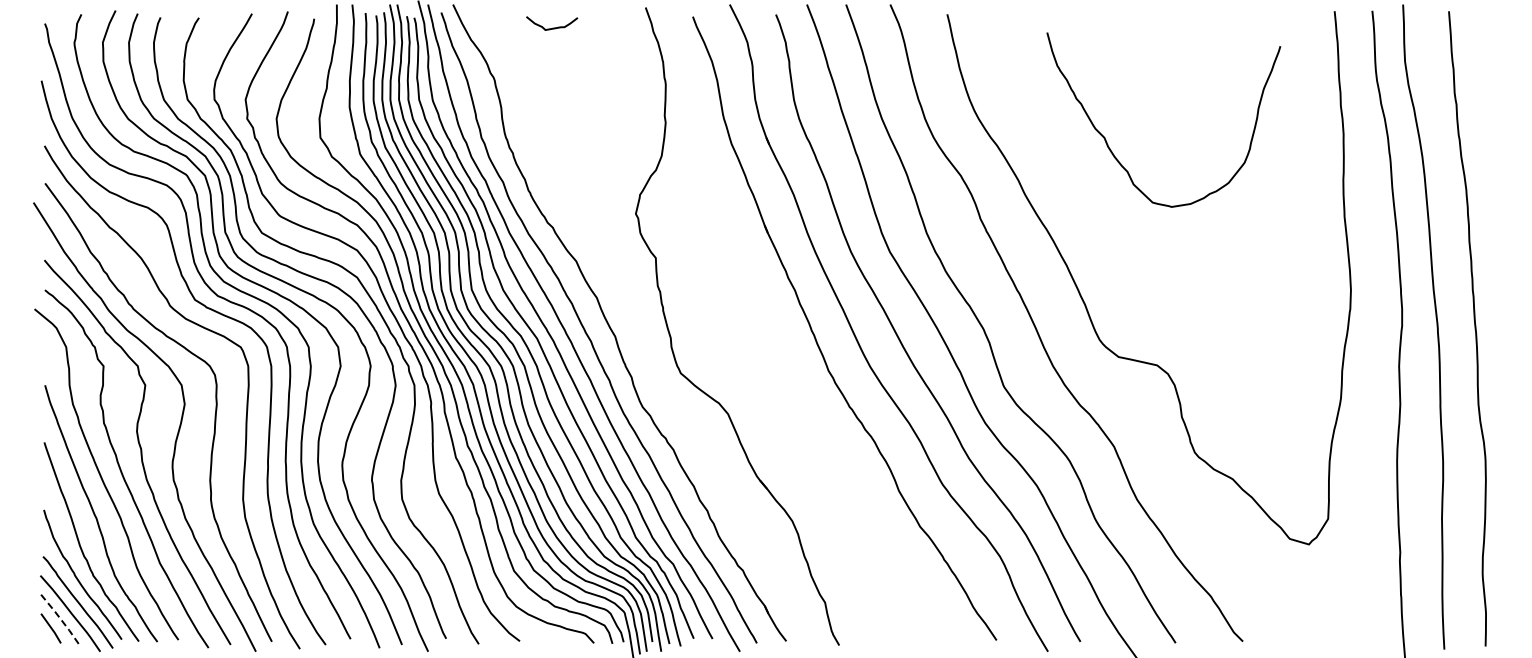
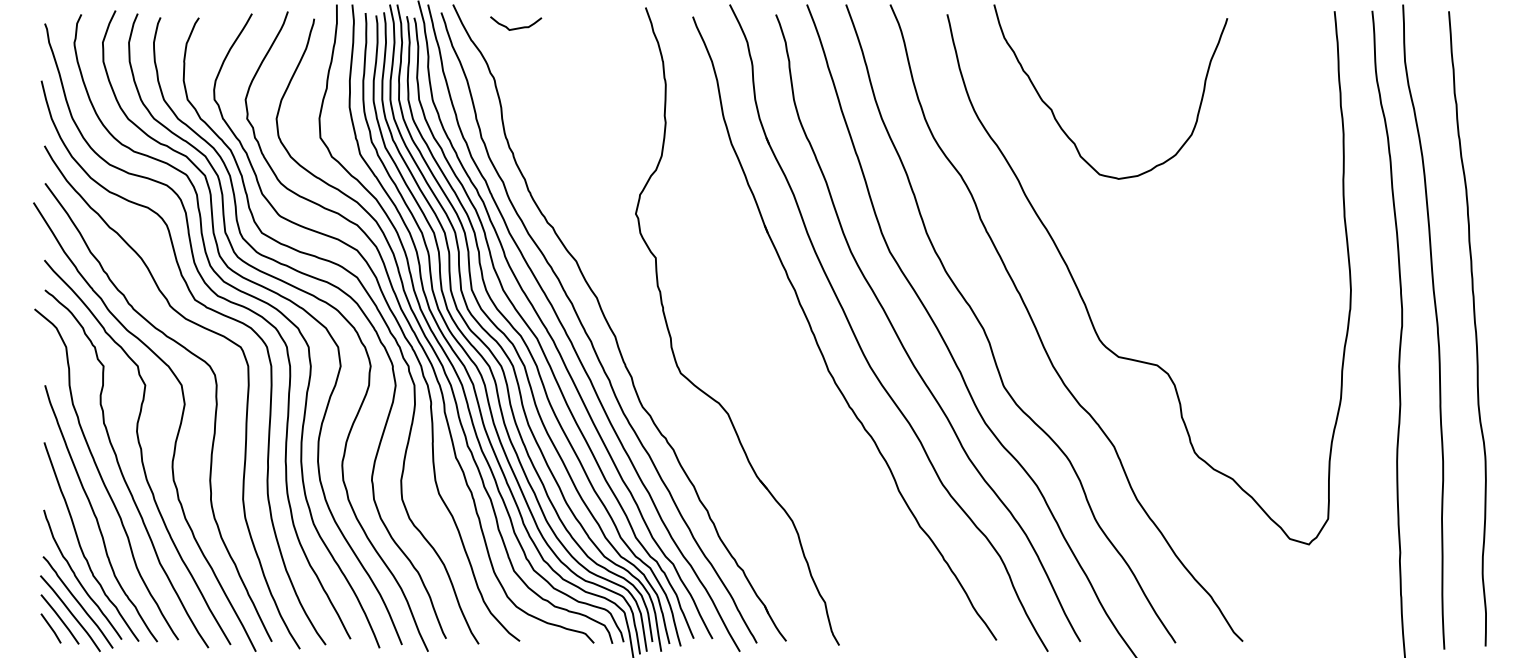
curve position: (552, 27) -> (516, 27) (516, 27)
curve position: (1112, 151) -> (1059, 123) (1059, 123)
line: dashed -> solid (60, 619)
